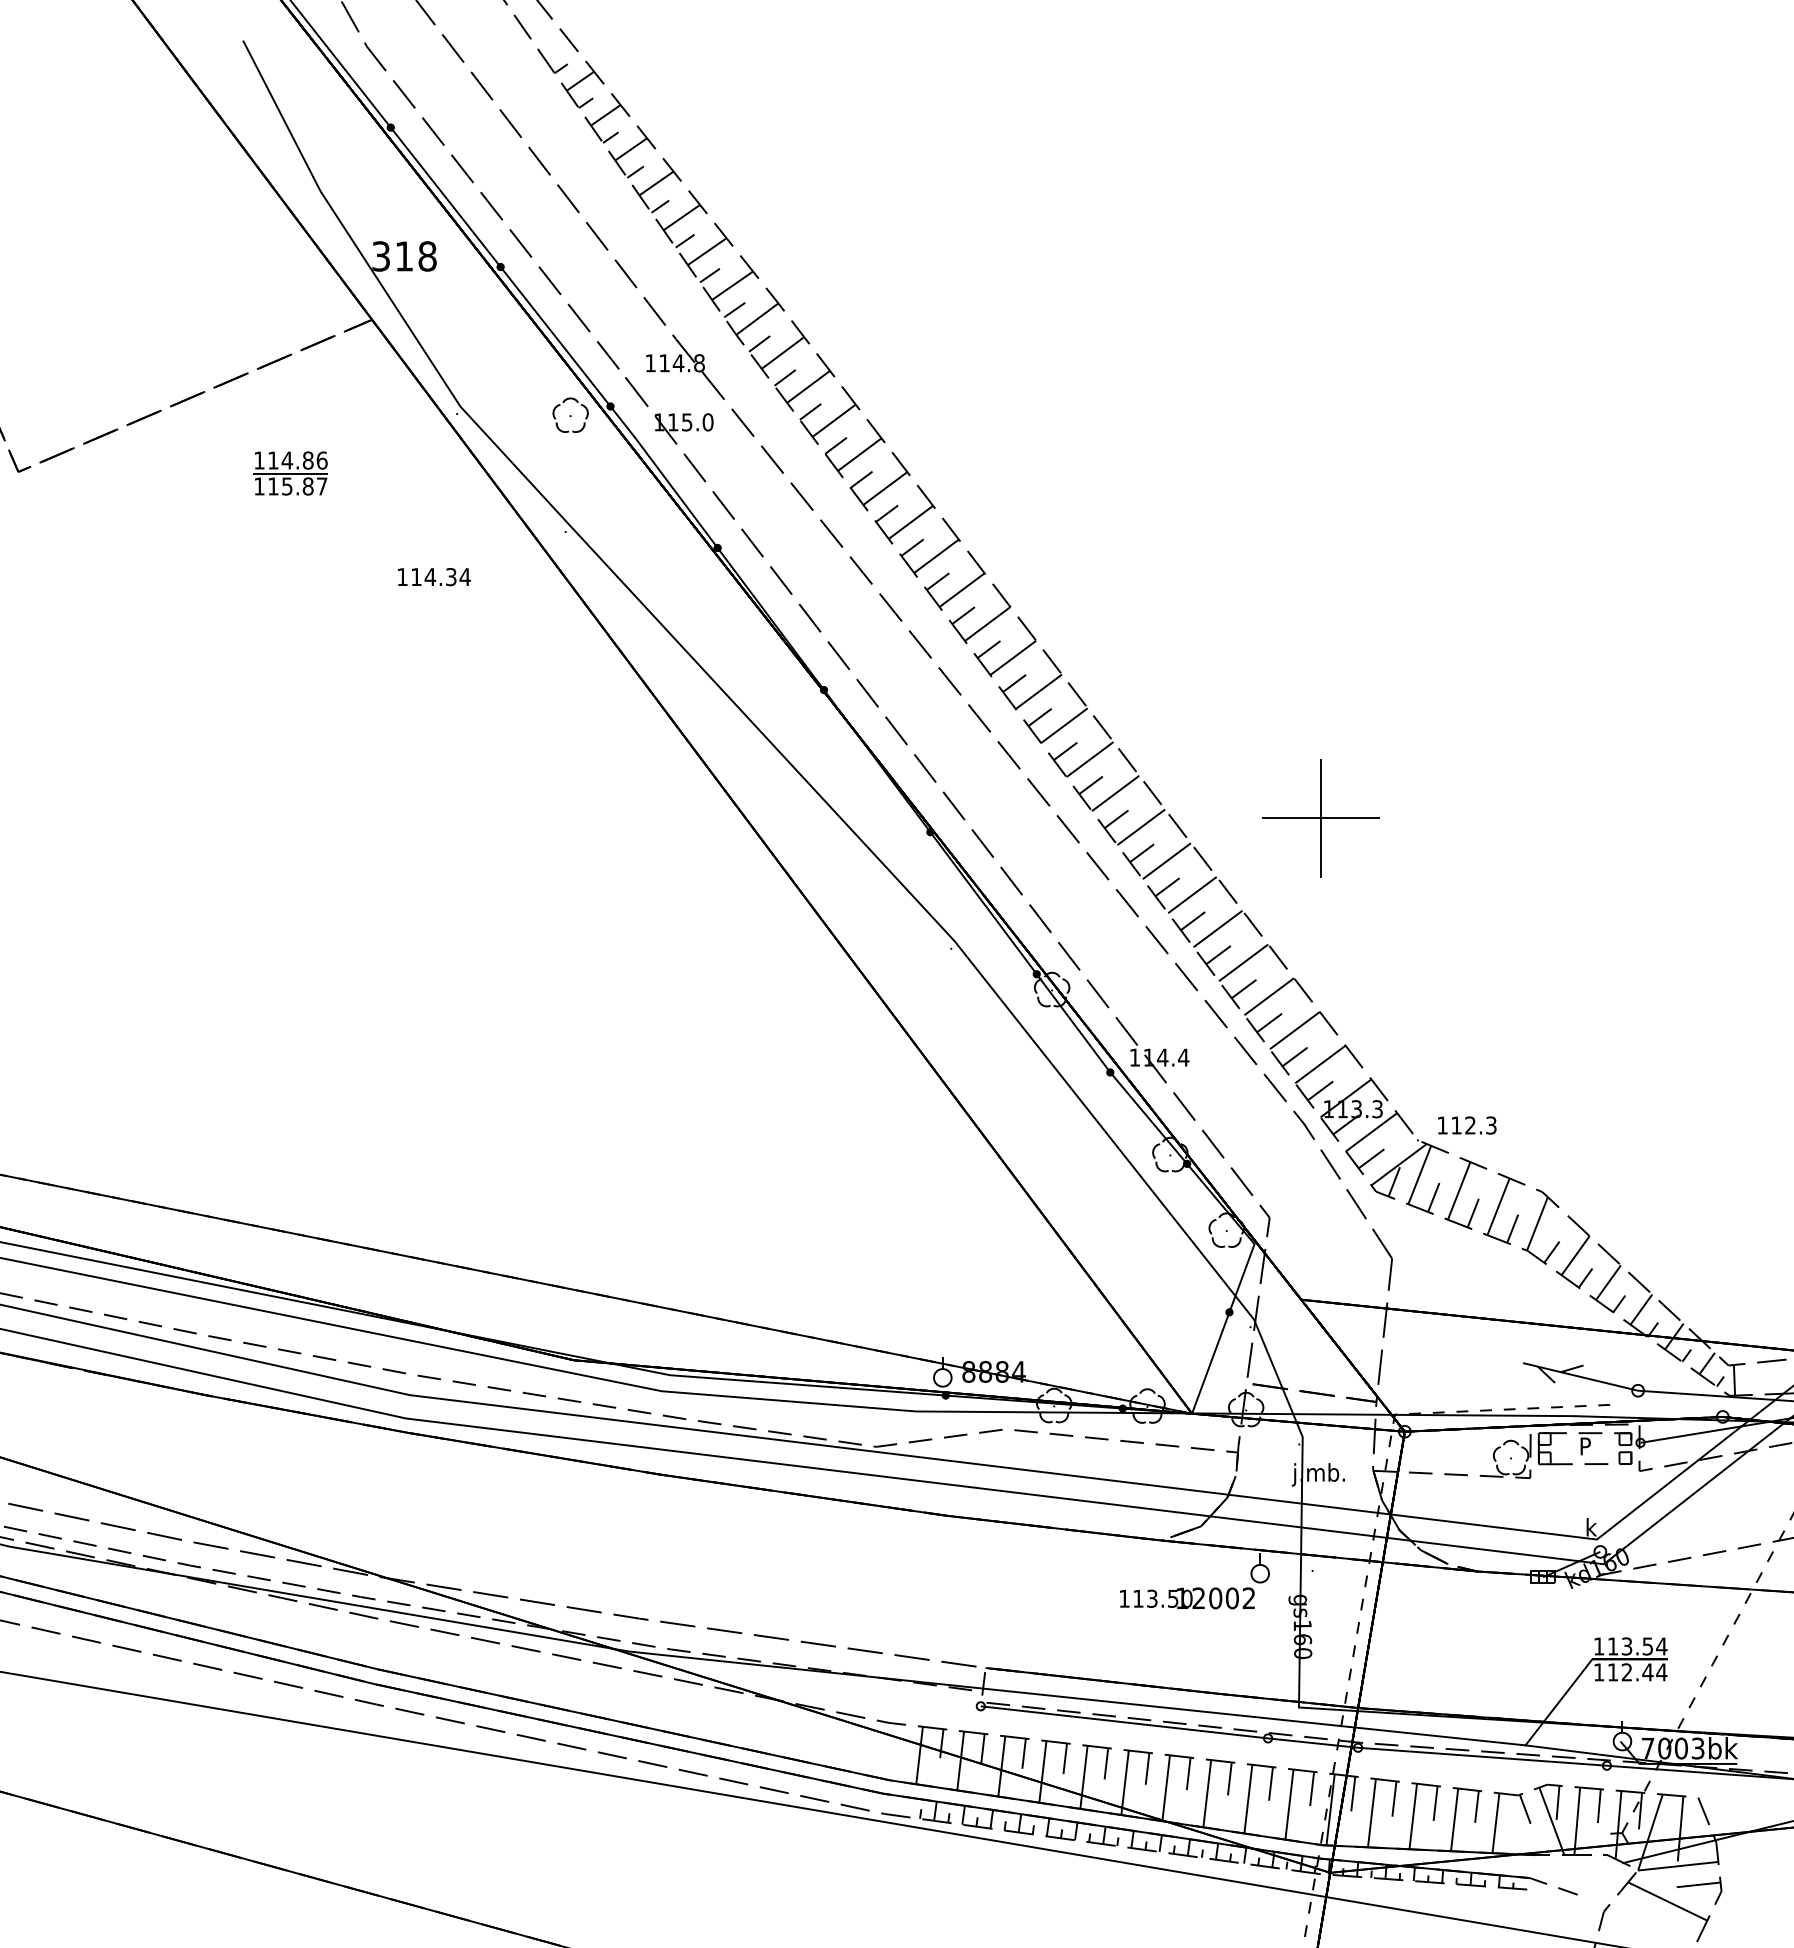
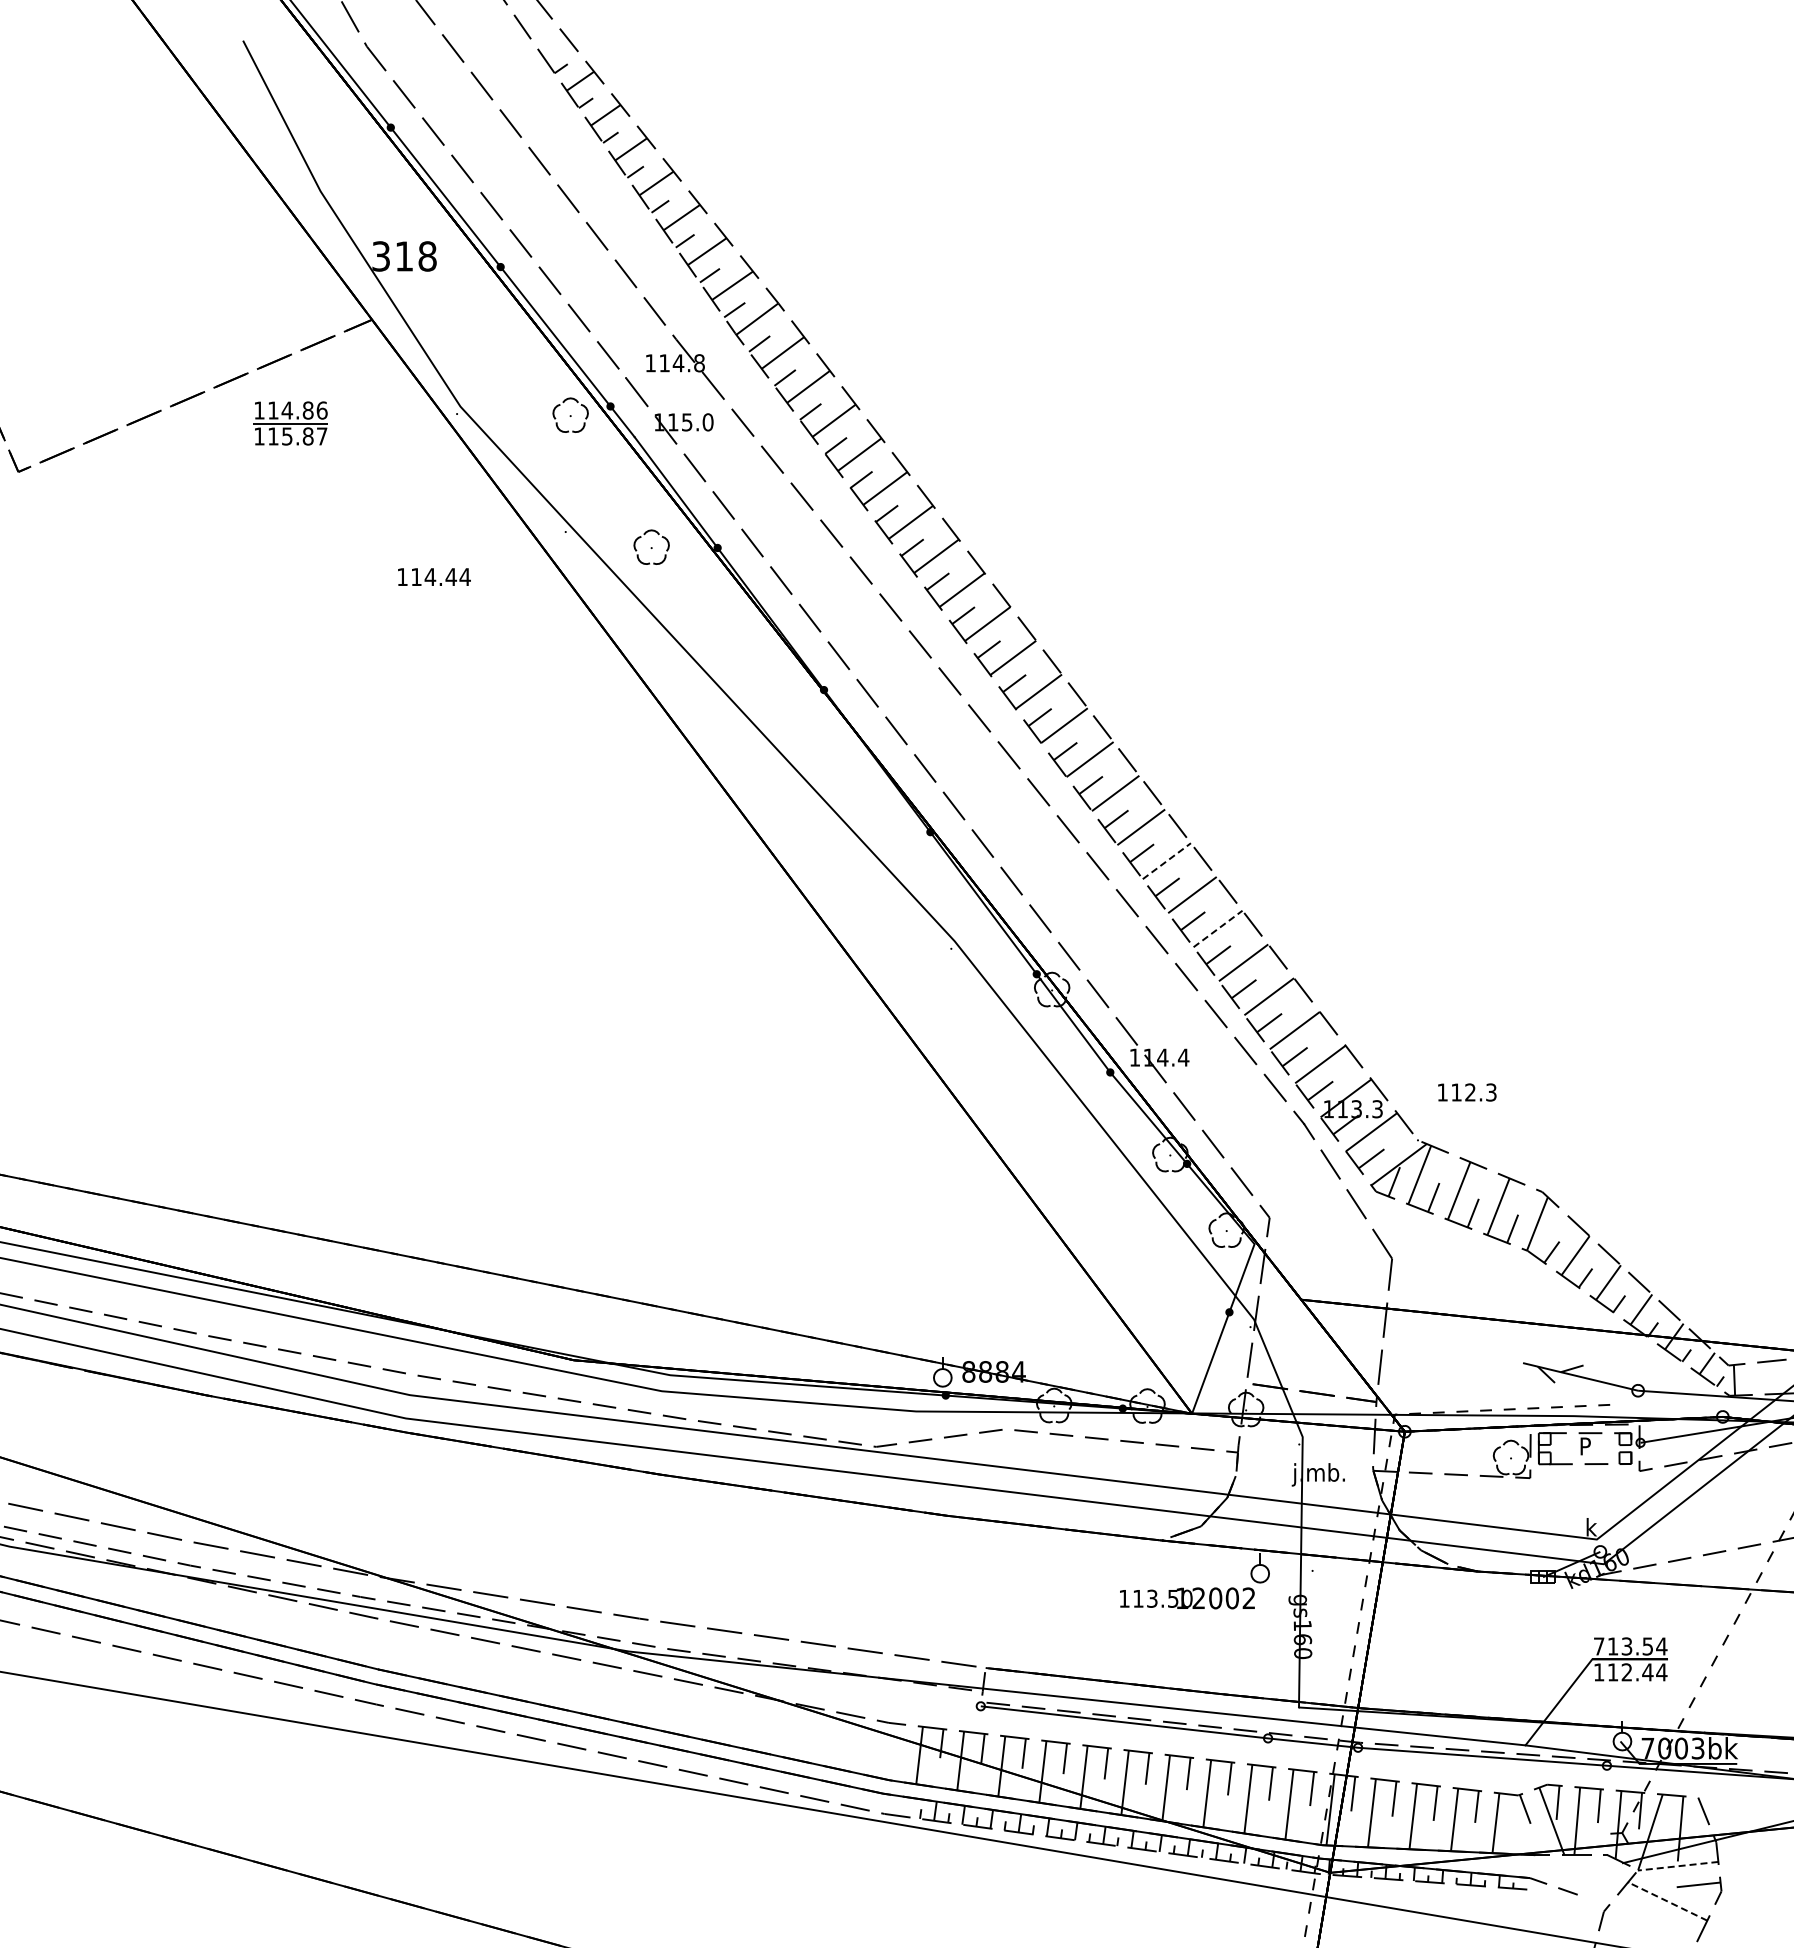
part position: (290, 473) -> (290, 423) (290, 423)
part: none -> present (651, 546)
text: 114.34 -> 114.44 (451, 577)
part: present -> none (1320, 818)
line: solid -> dashed (1167, 860)
line: solid -> dashed (1218, 928)
text position: (1467, 1125) -> (1467, 1092) (1467, 1092)
text: 113.54 -> 713.54 (1599, 1646)
line: solid -> dashed (1677, 1866)
line: solid -> dashed (1667, 1901)
